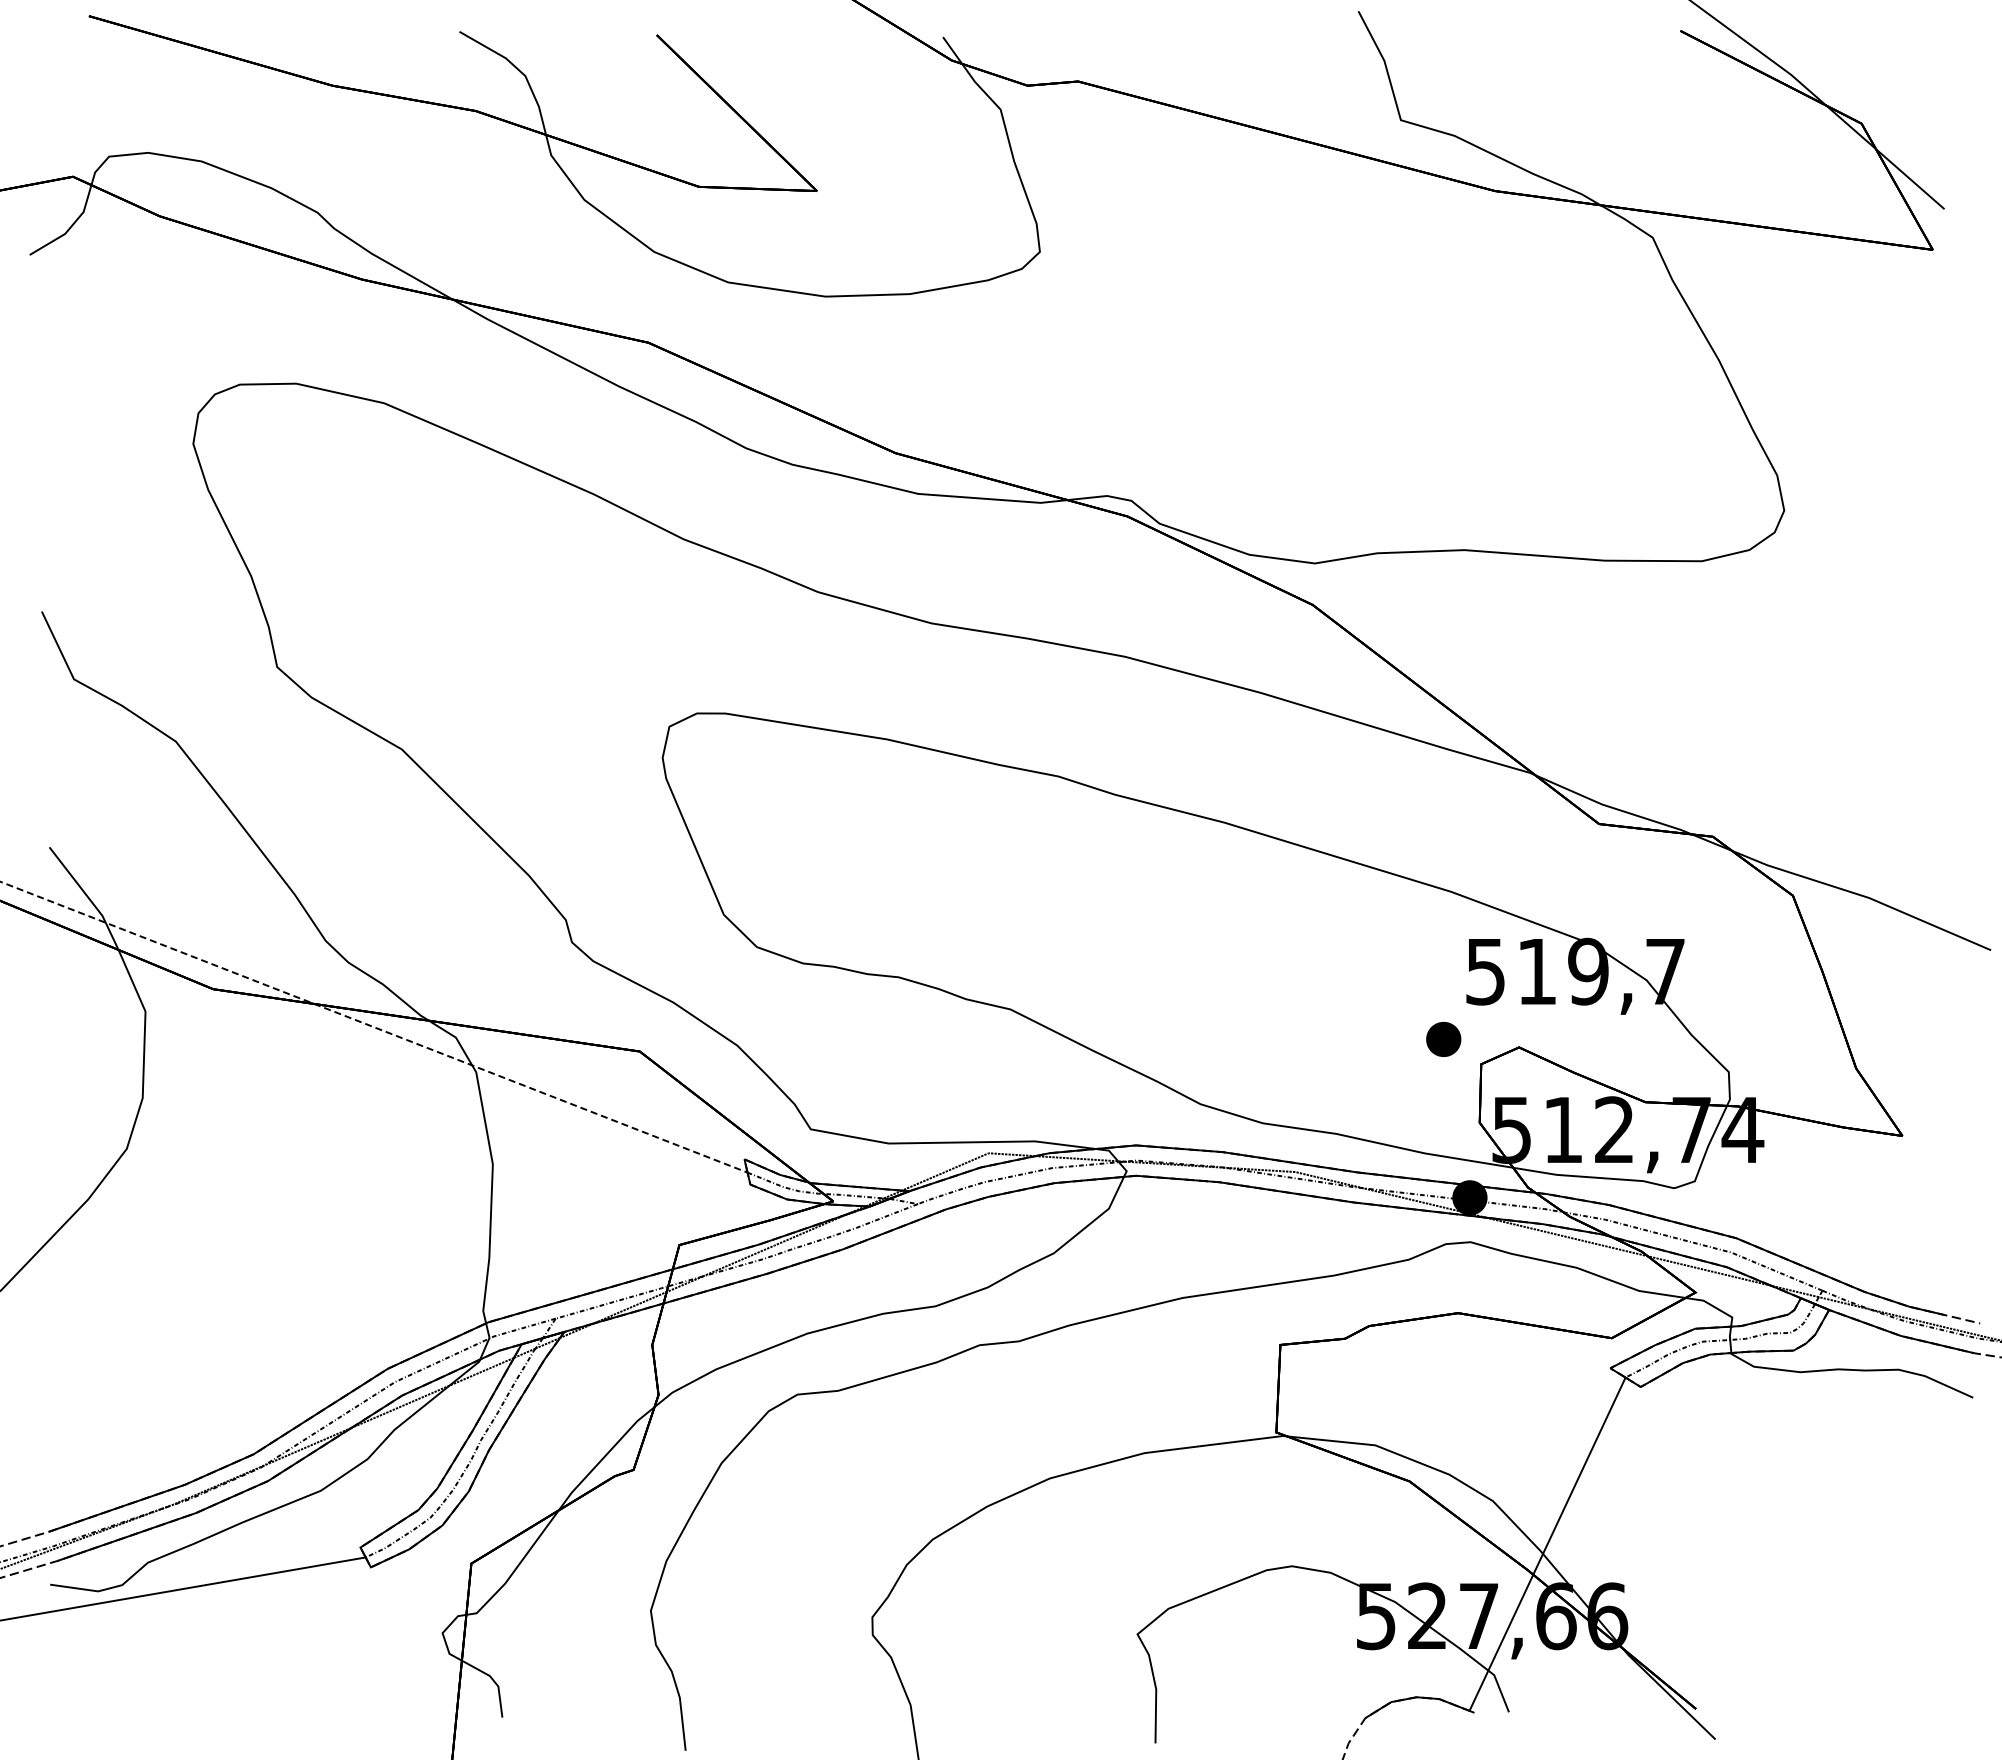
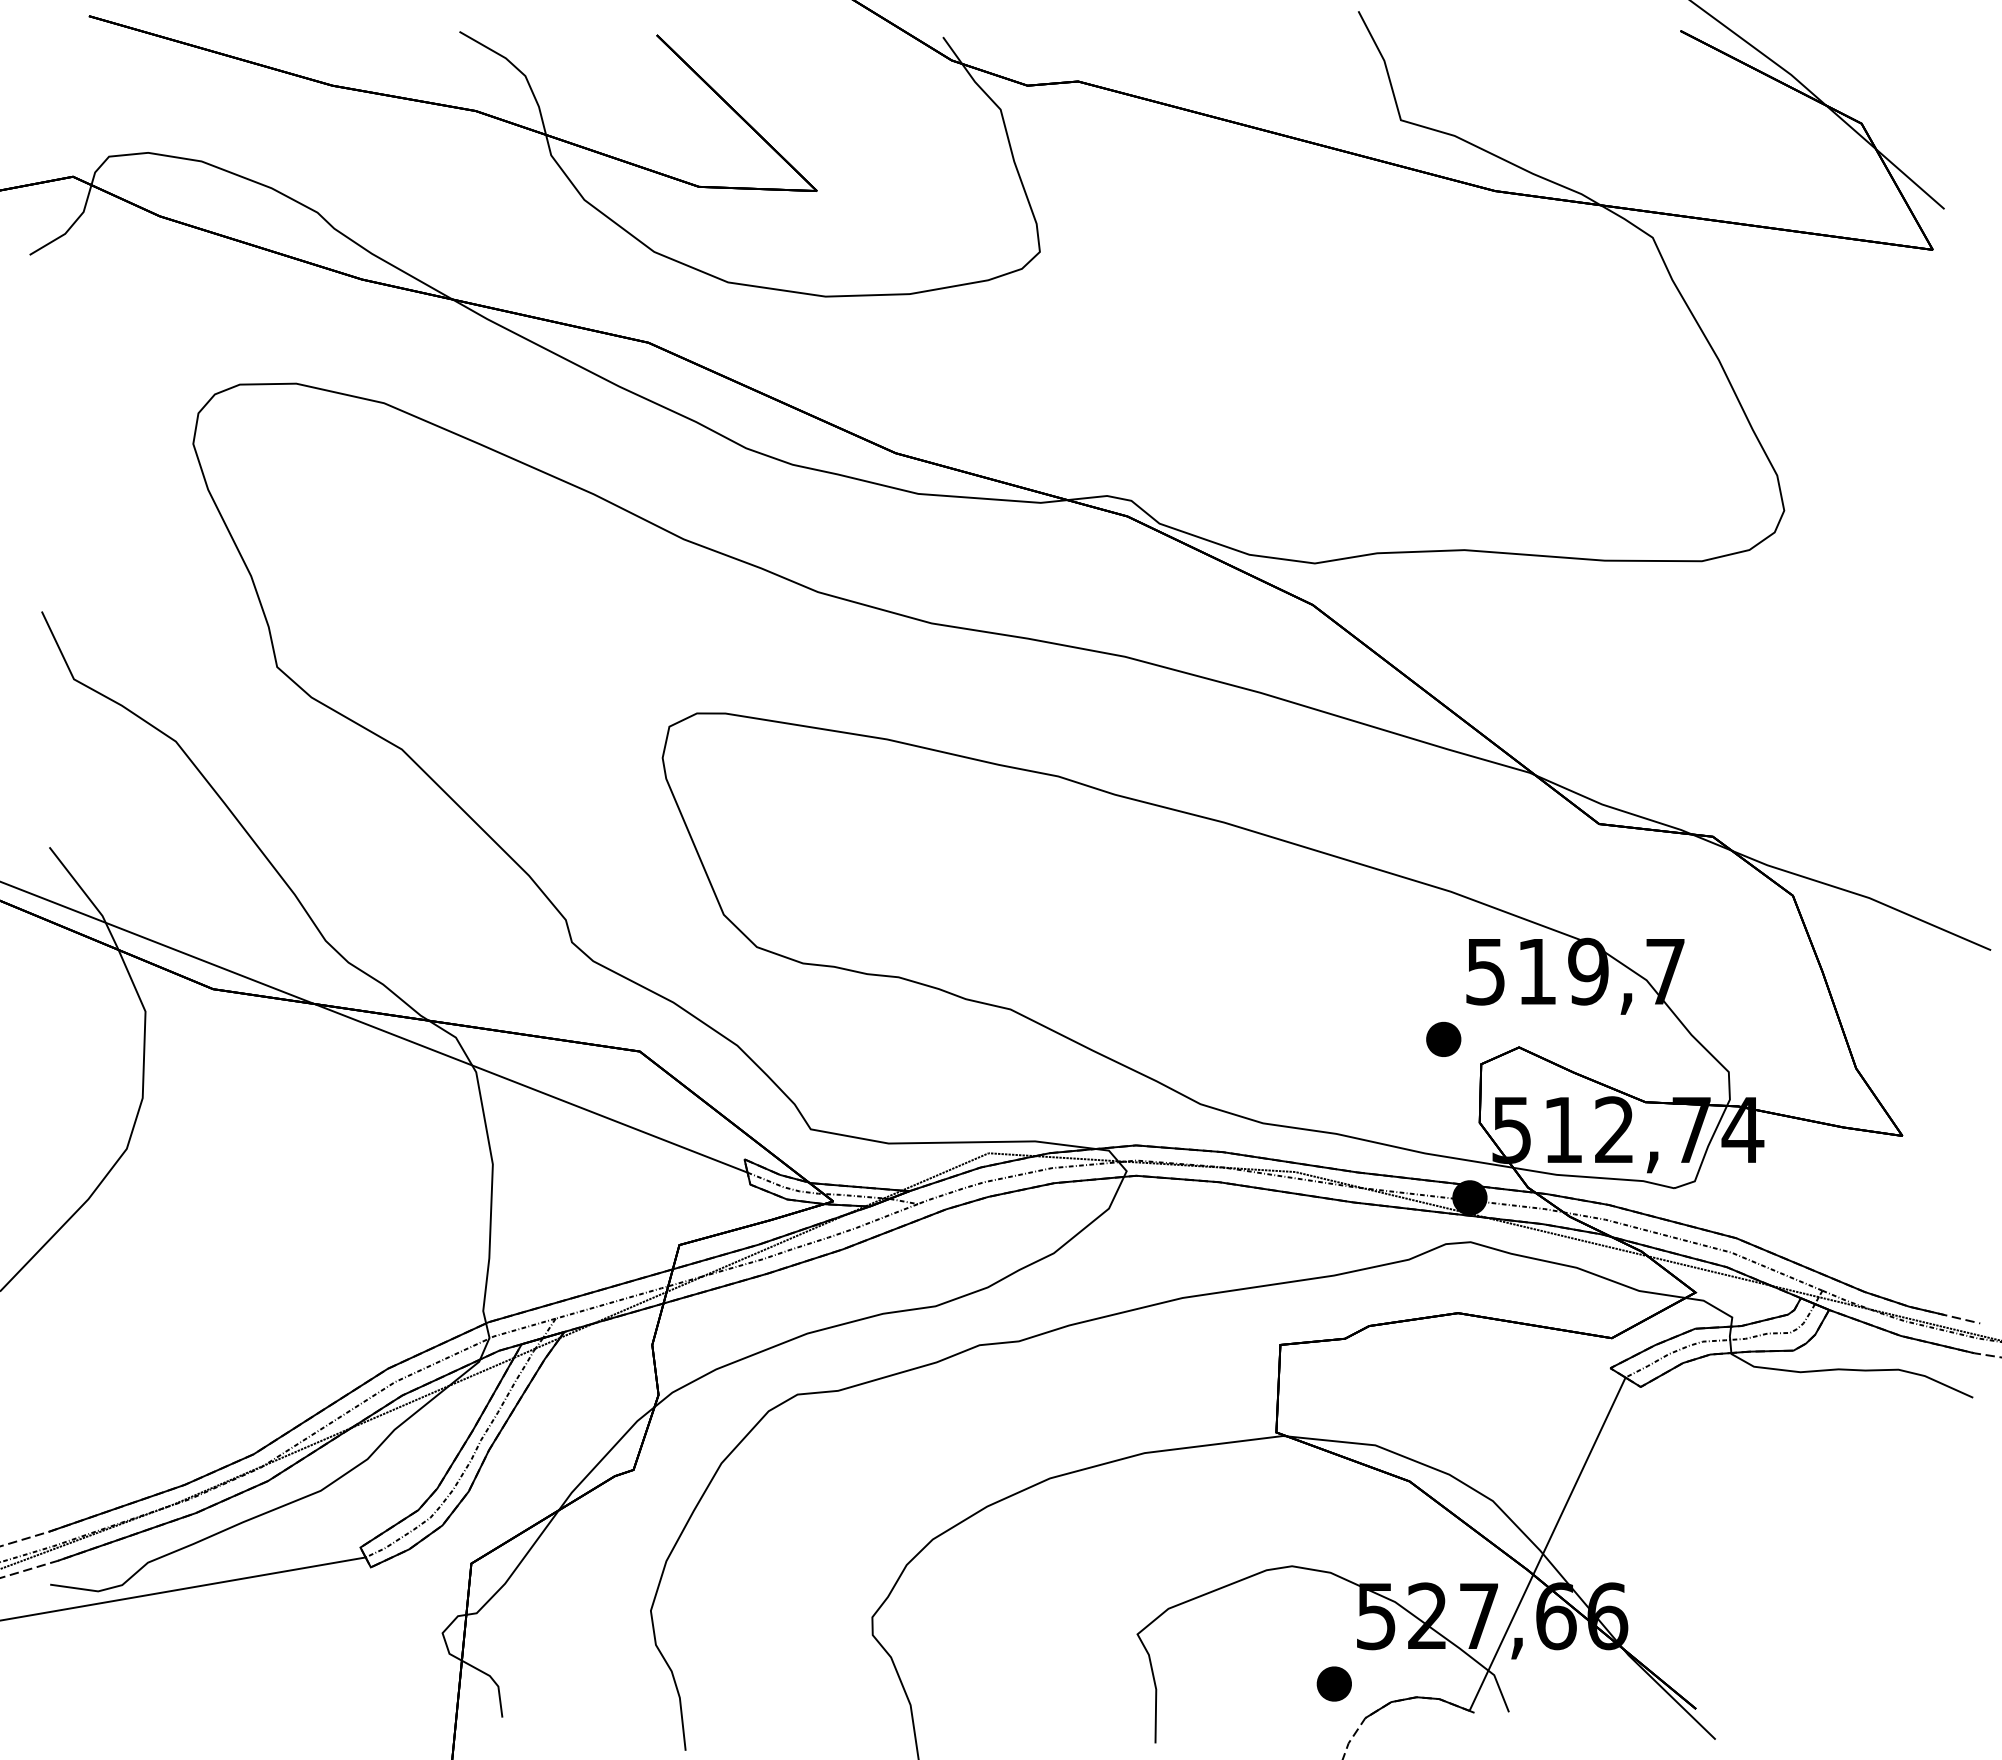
line: dashed -> solid (374, 1027)
part: none -> present (1333, 1683)
